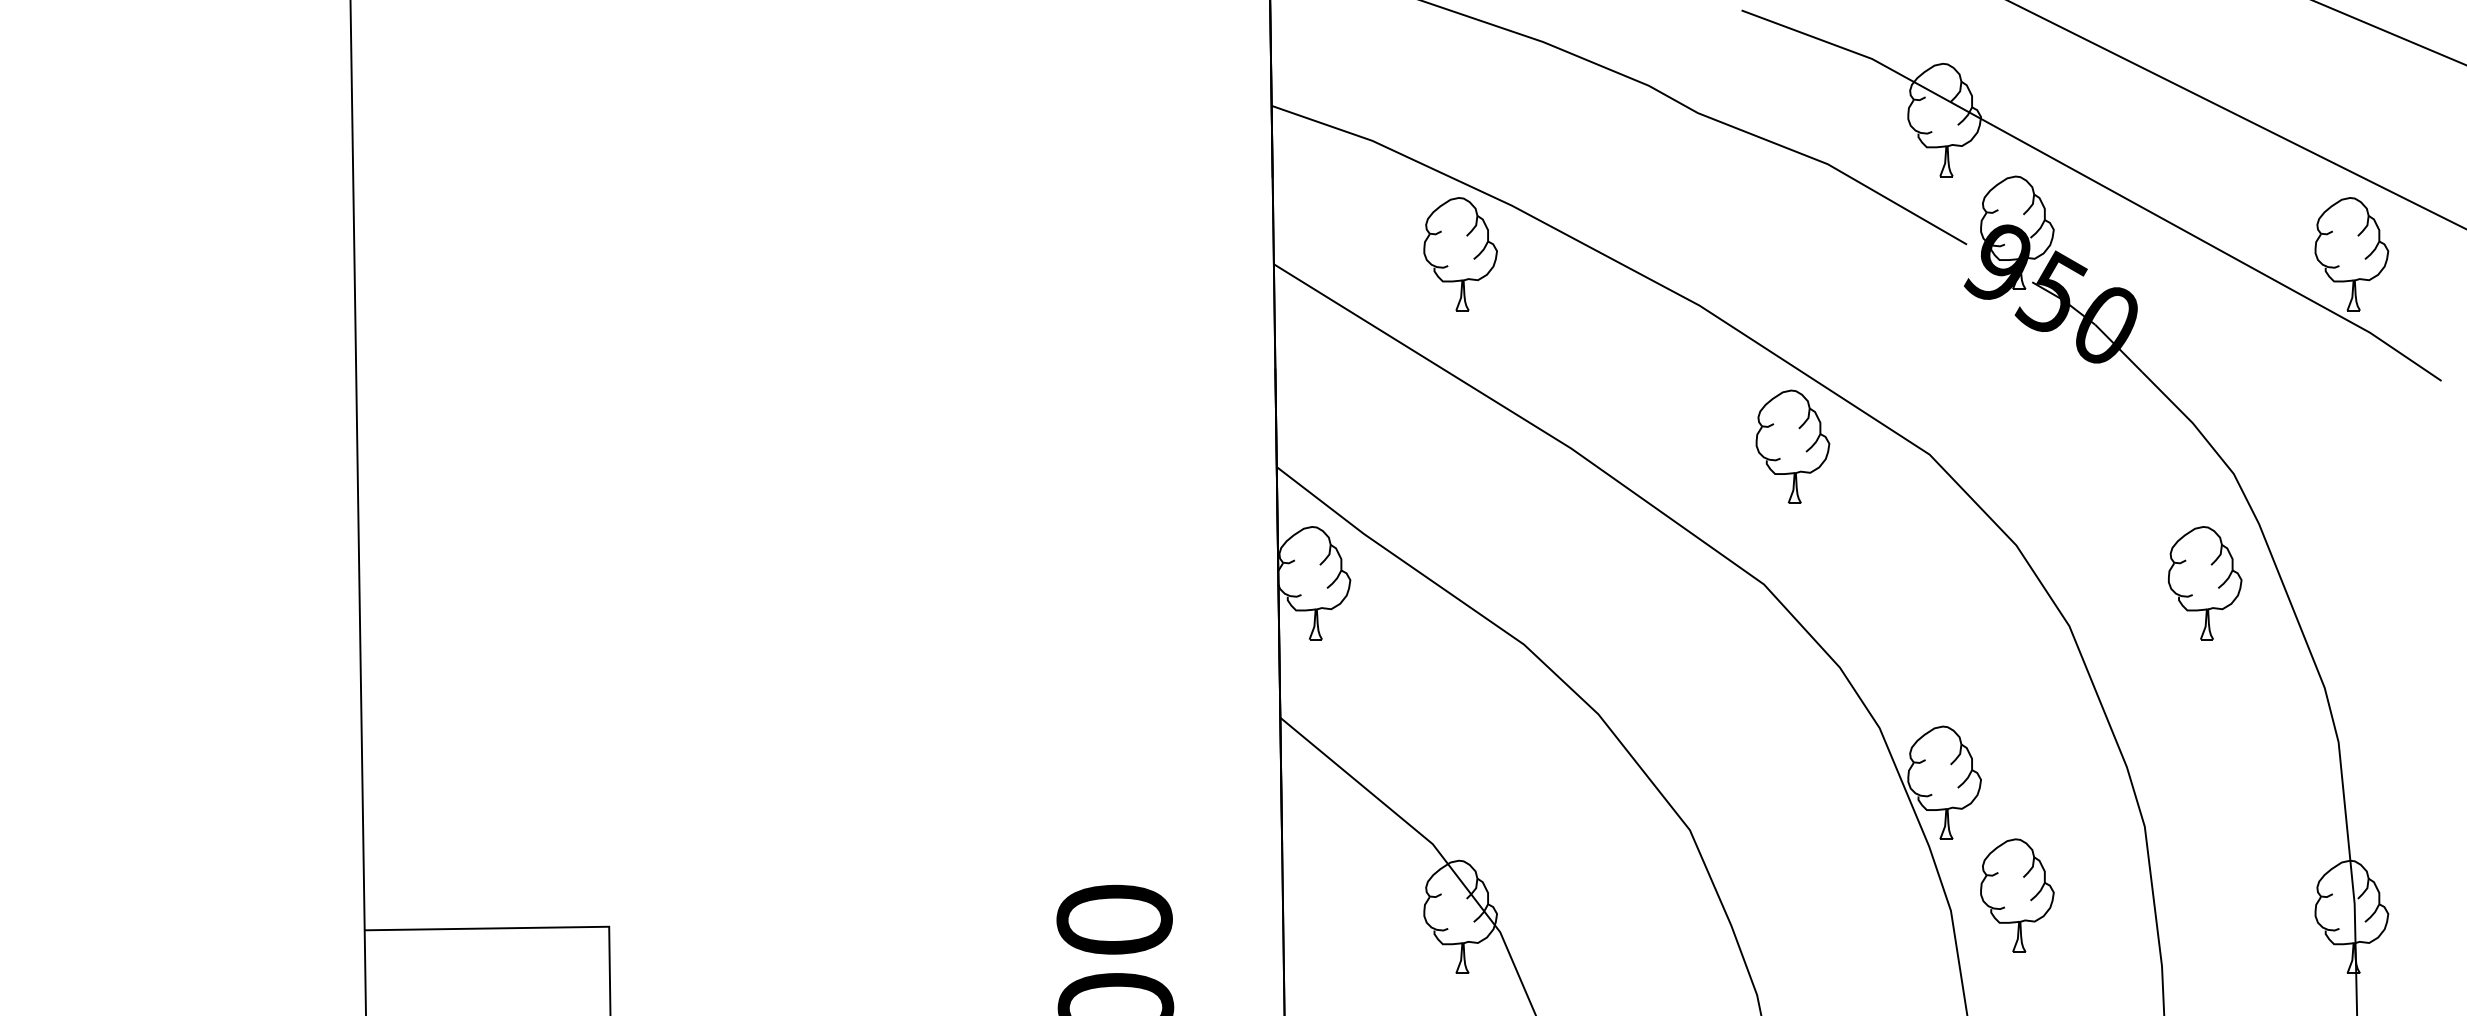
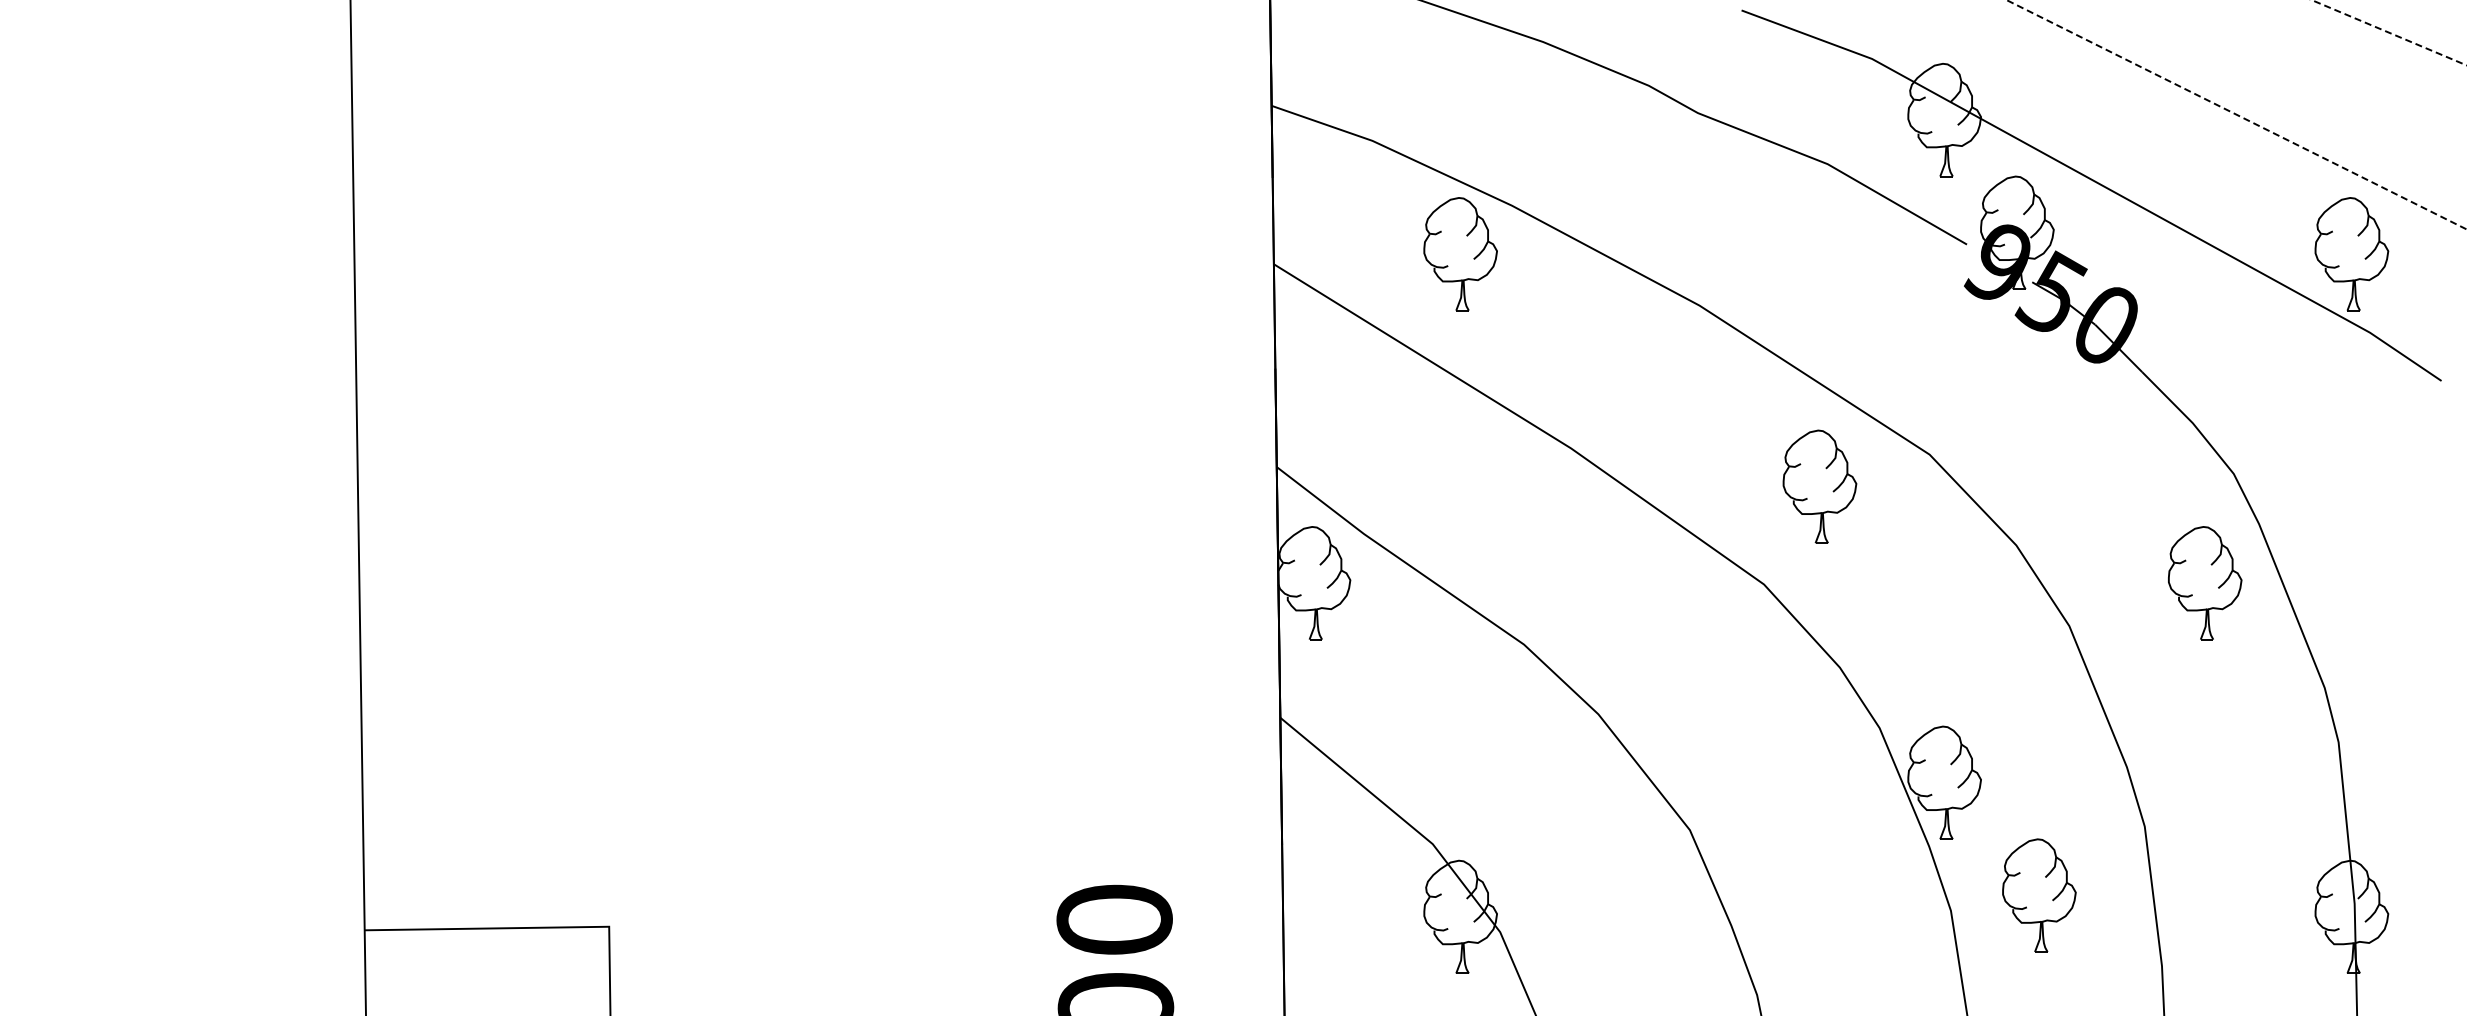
line: solid -> dashed (2388, 32)
line: solid -> dashed (2236, 114)
part position: (1792, 446) -> (1819, 486) (1819, 486)
part position: (2017, 895) -> (2039, 895) (2039, 895)
